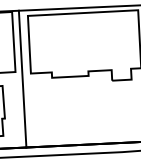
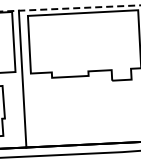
line: solid -> dashed (70, 8)
